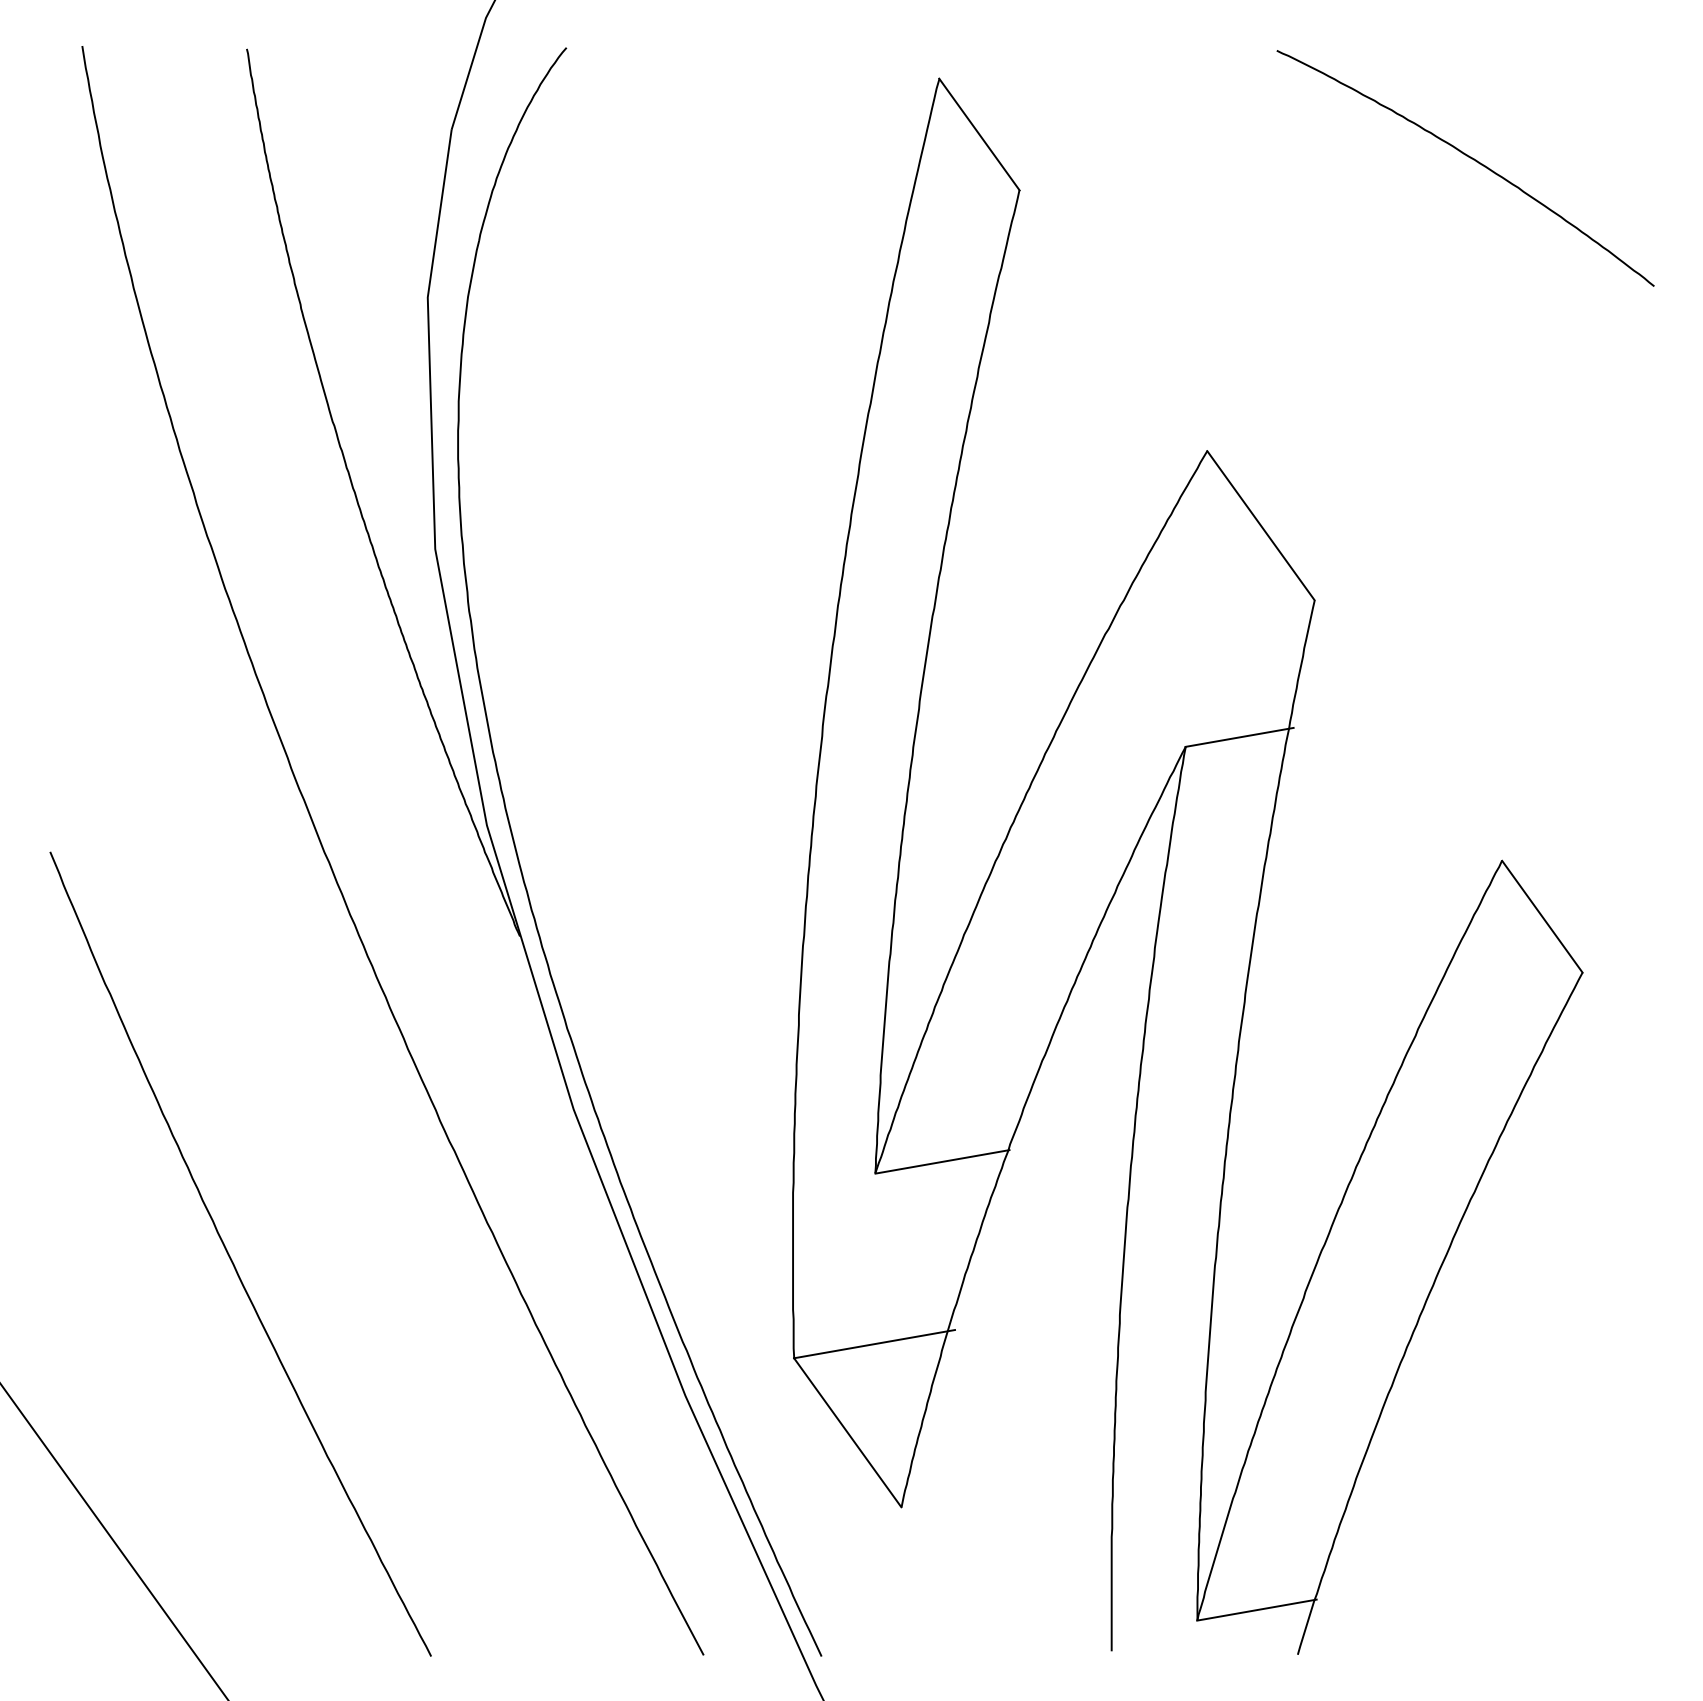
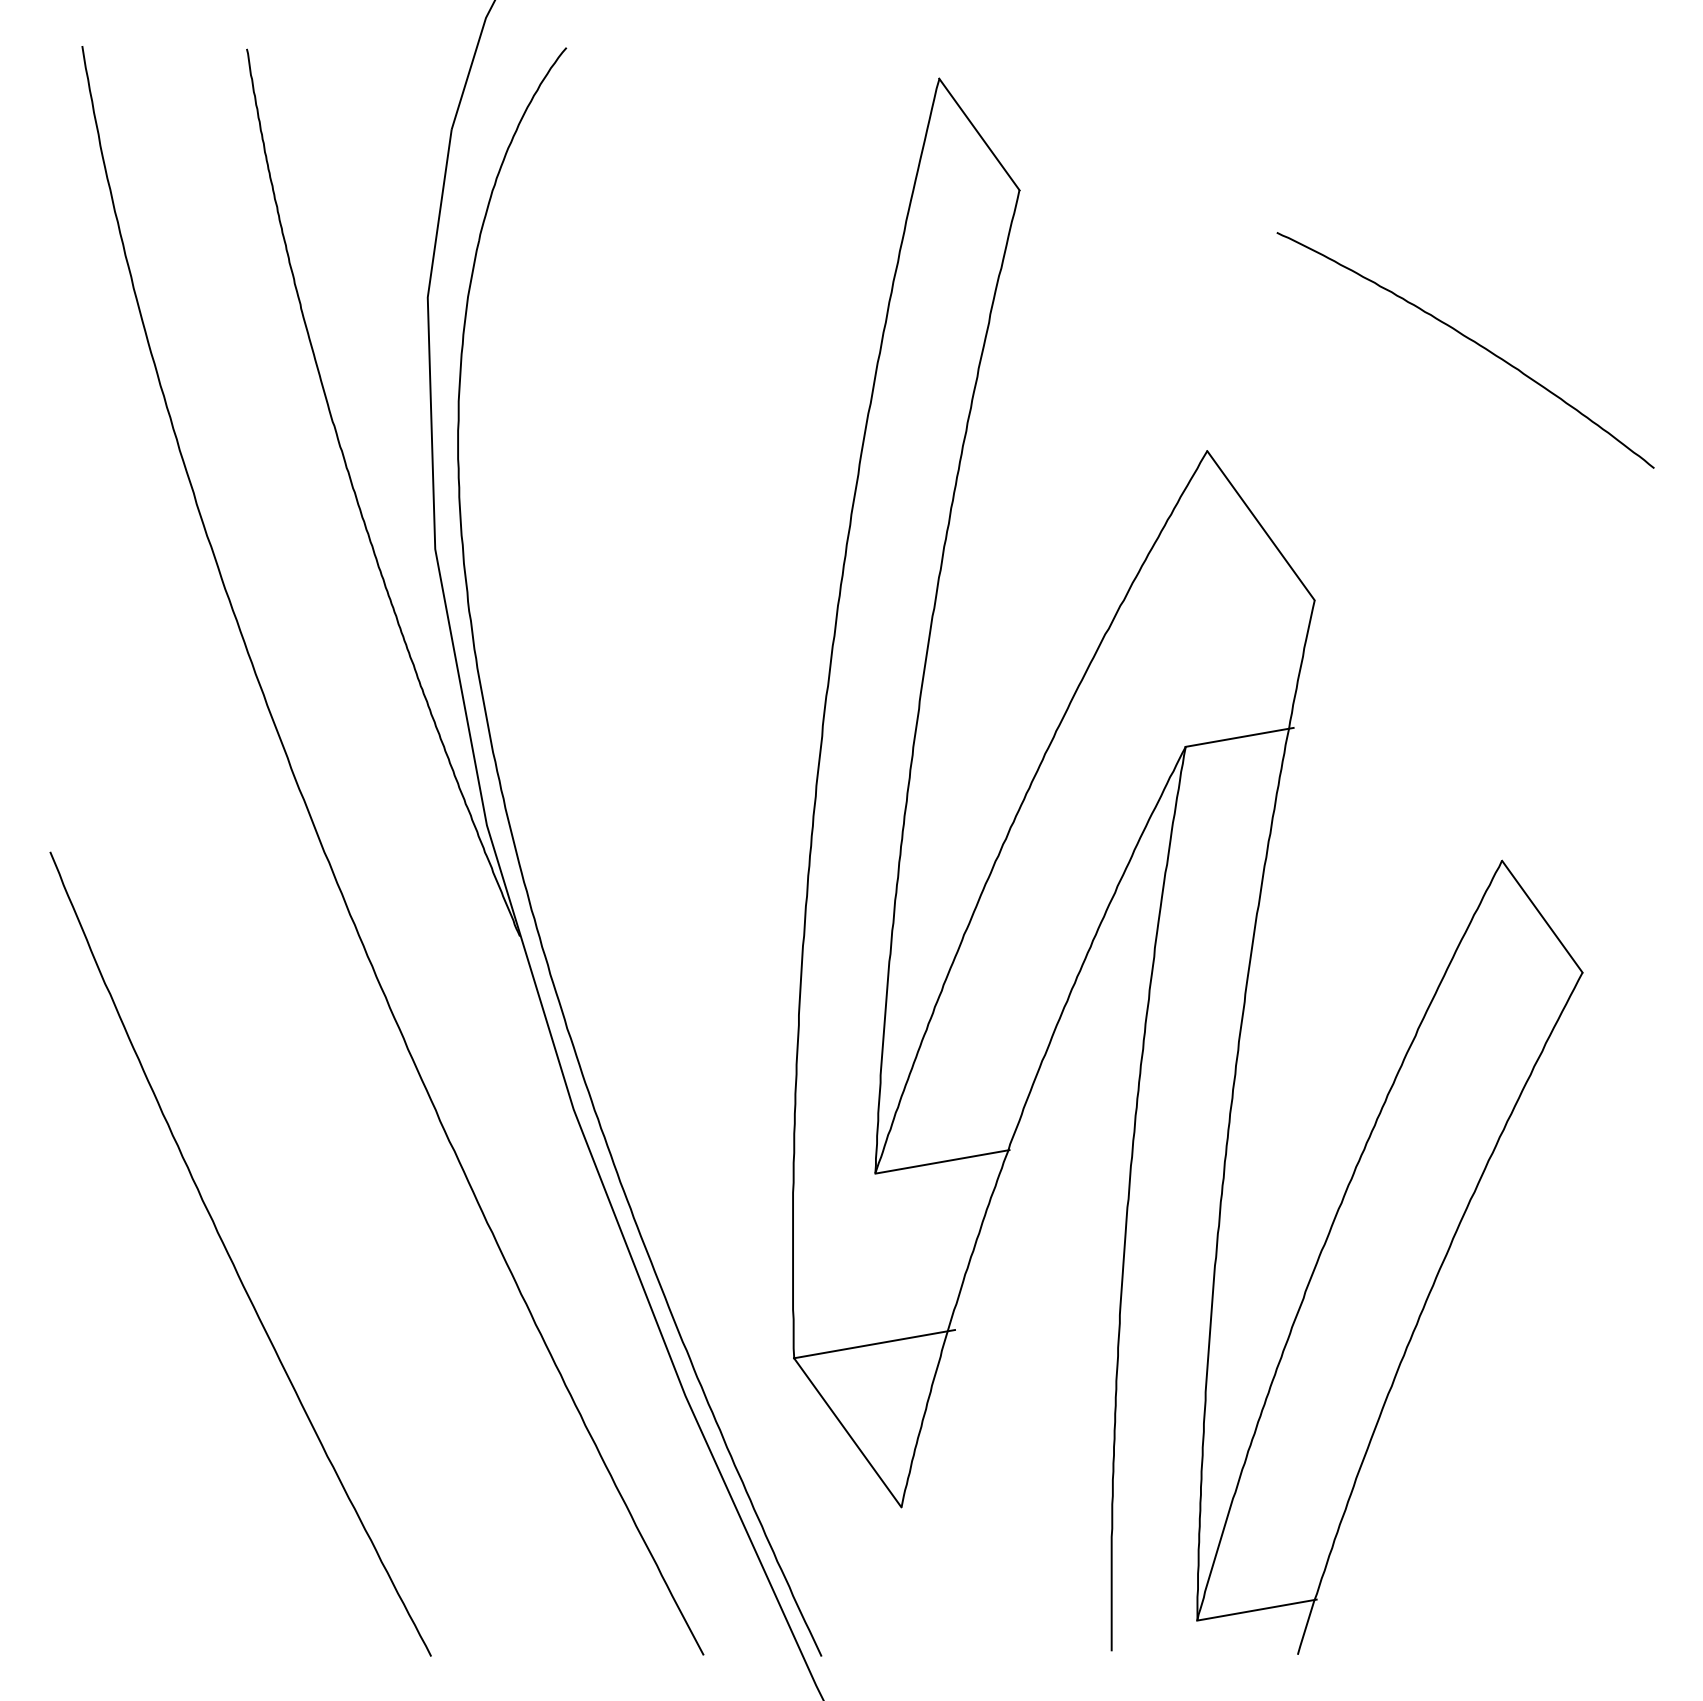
curve position: (1471, 159) -> (1471, 341) (1471, 341)
line: present -> none (114, 1541)
